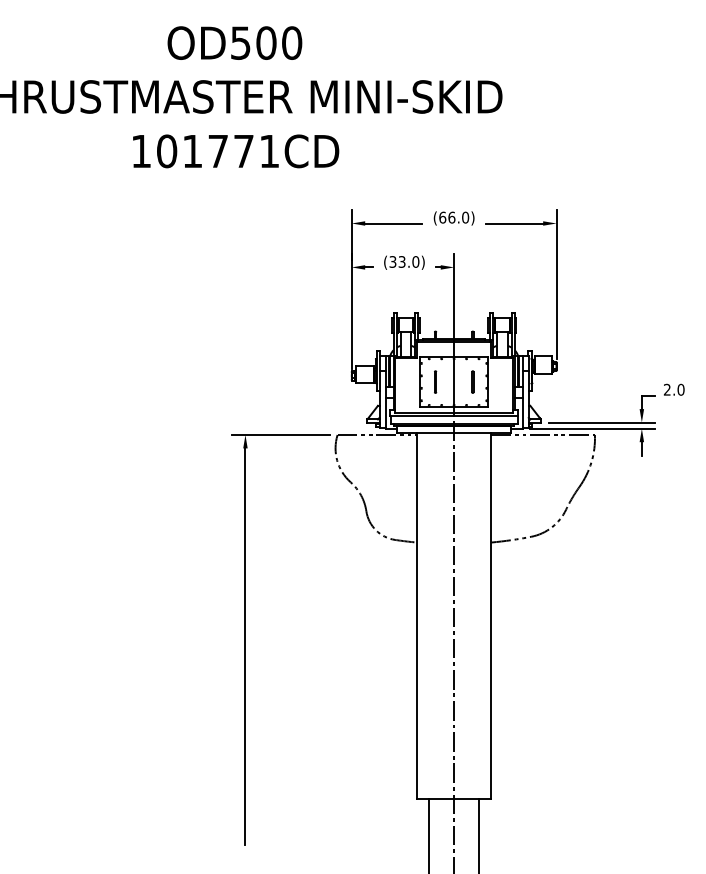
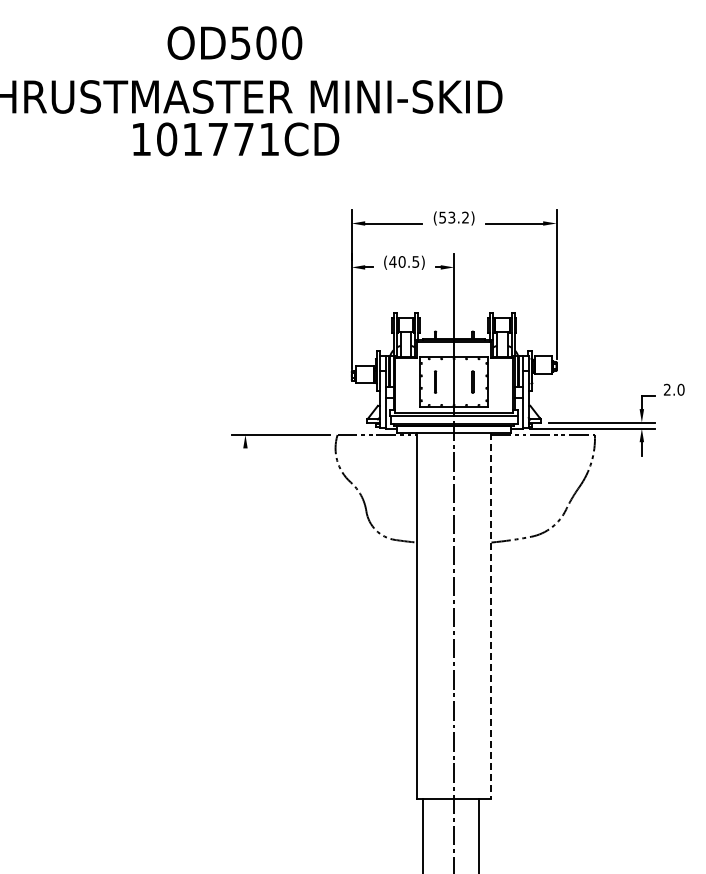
text position: (236, 151) -> (236, 139) (236, 139)
text: (66.0) -> (53.2) (454, 217)
text: (33.0) -> (40.5) (404, 261)
line: solid -> dashed (491, 616)
line: present -> none (245, 646)
line position: (429, 834) -> (423, 834) (423, 834)
